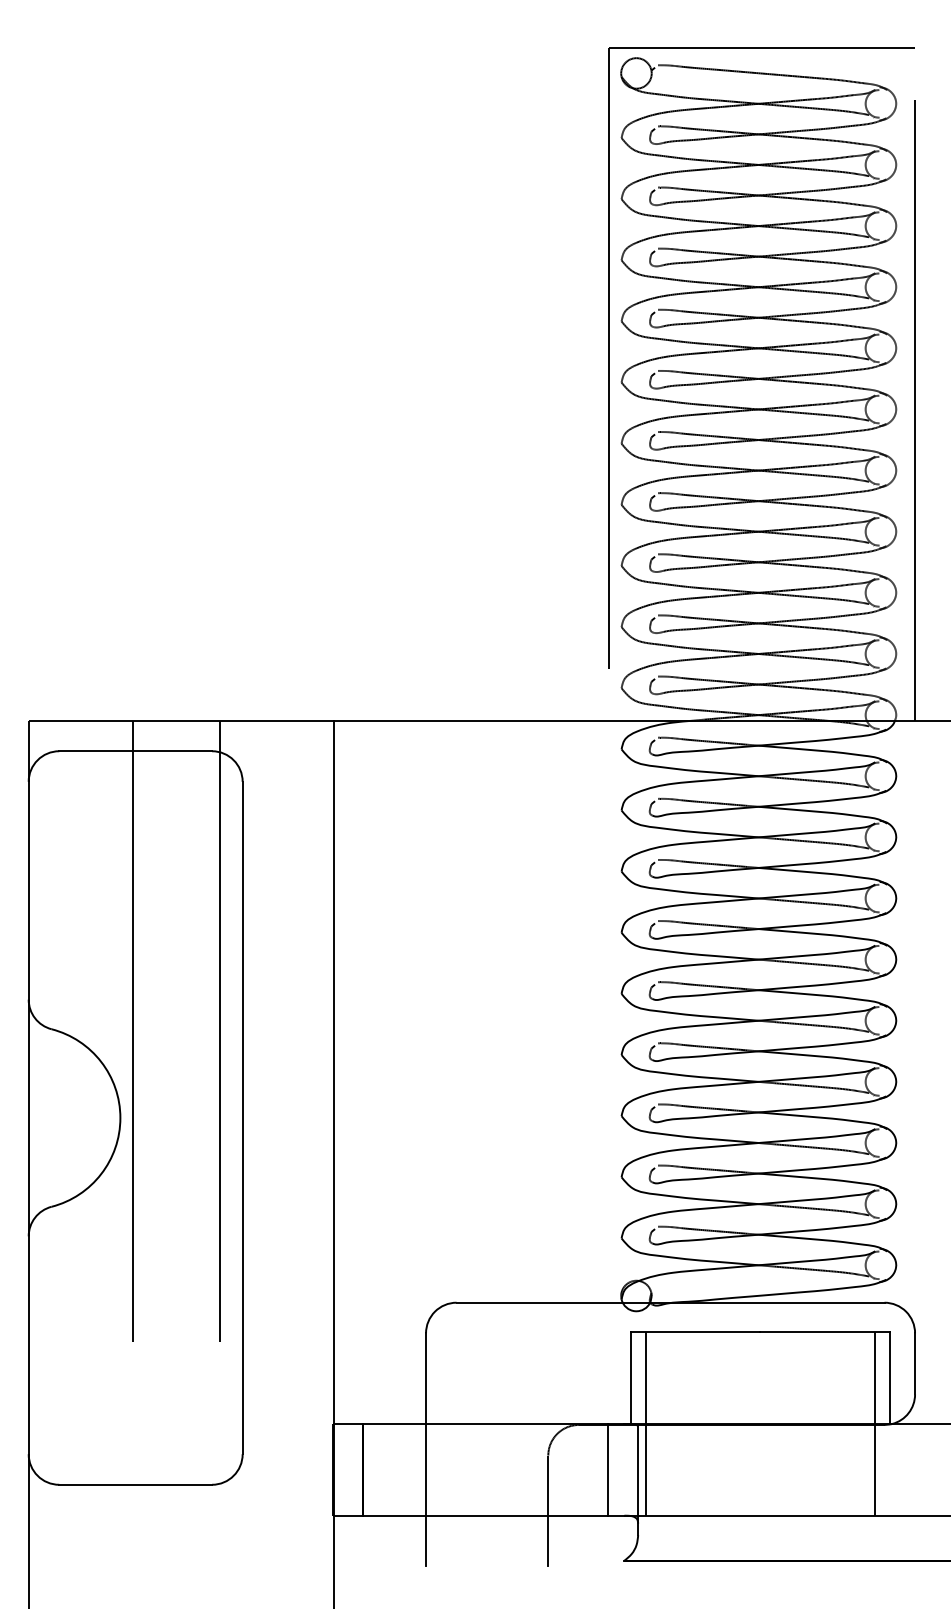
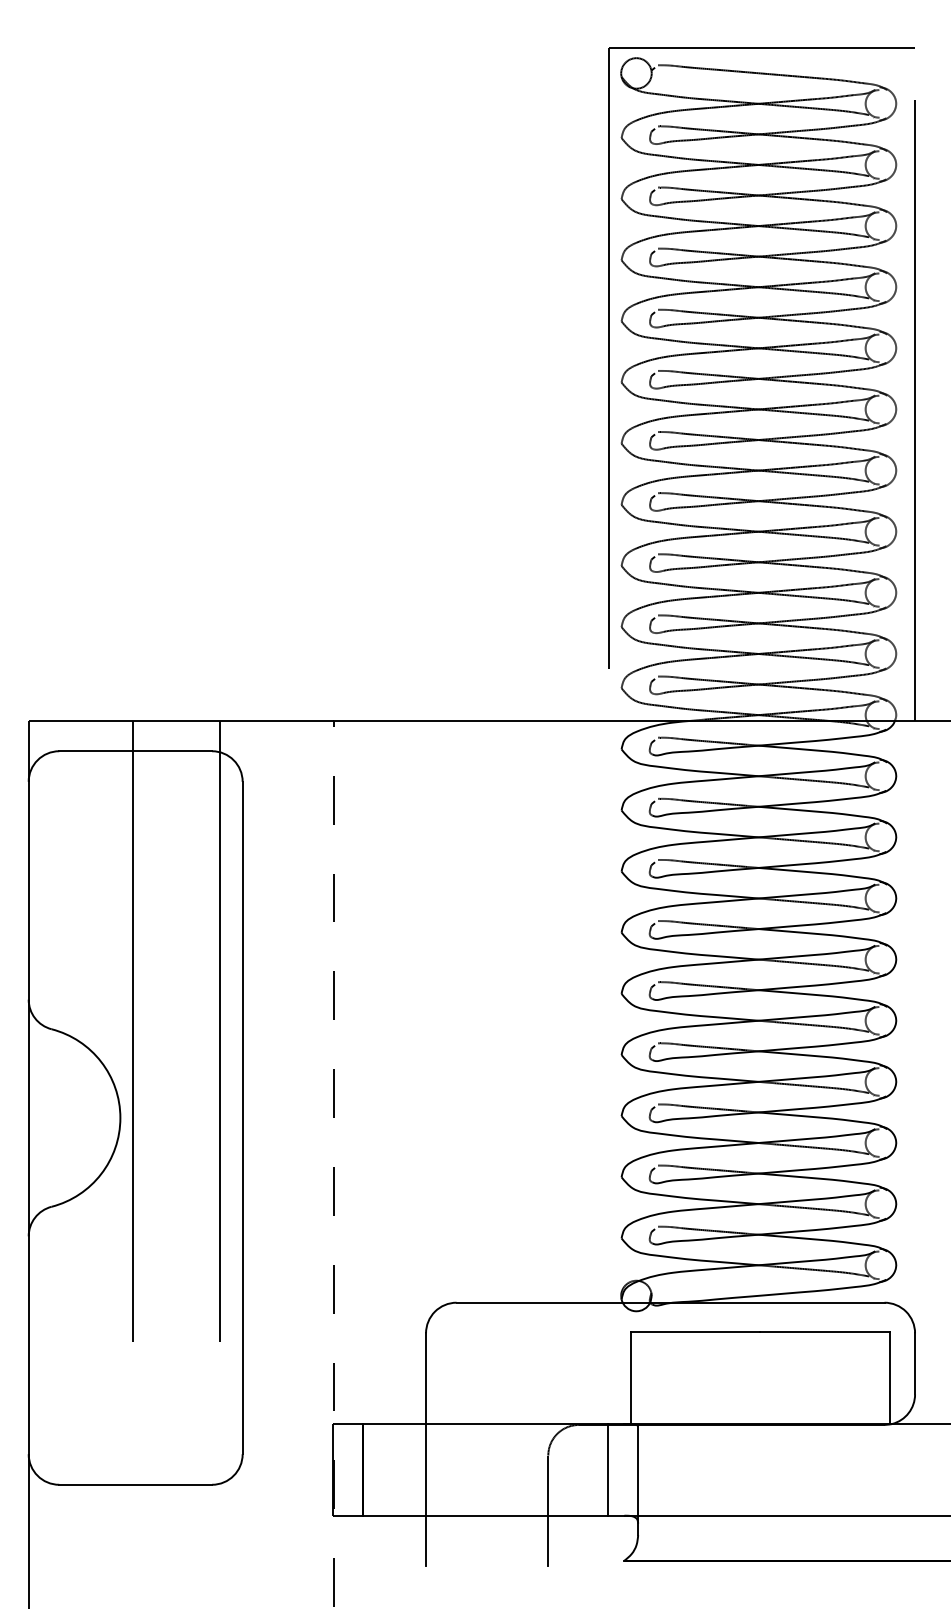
line: solid -> dashed (334, 1164)
line: present -> none (645, 1423)
line: present -> none (875, 1423)
